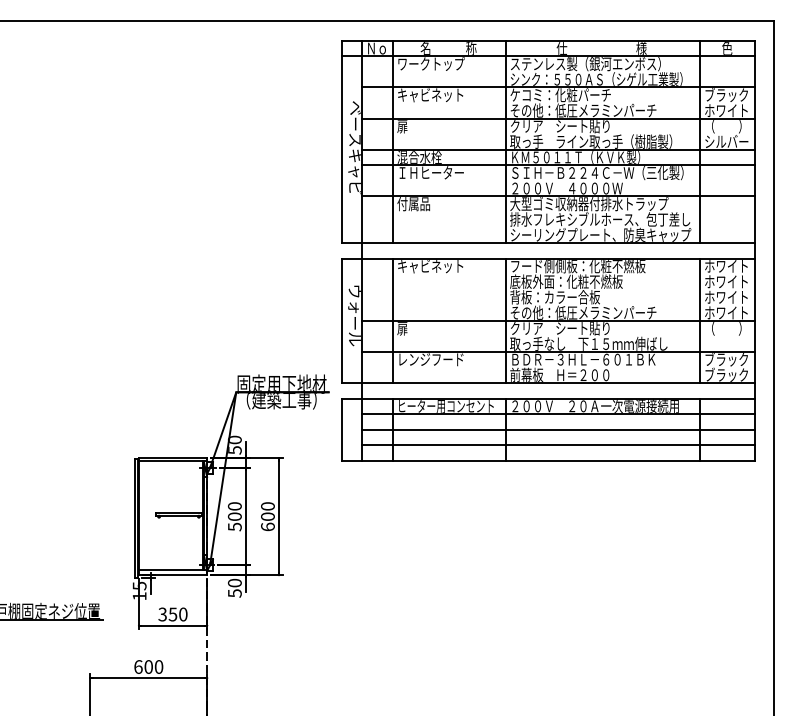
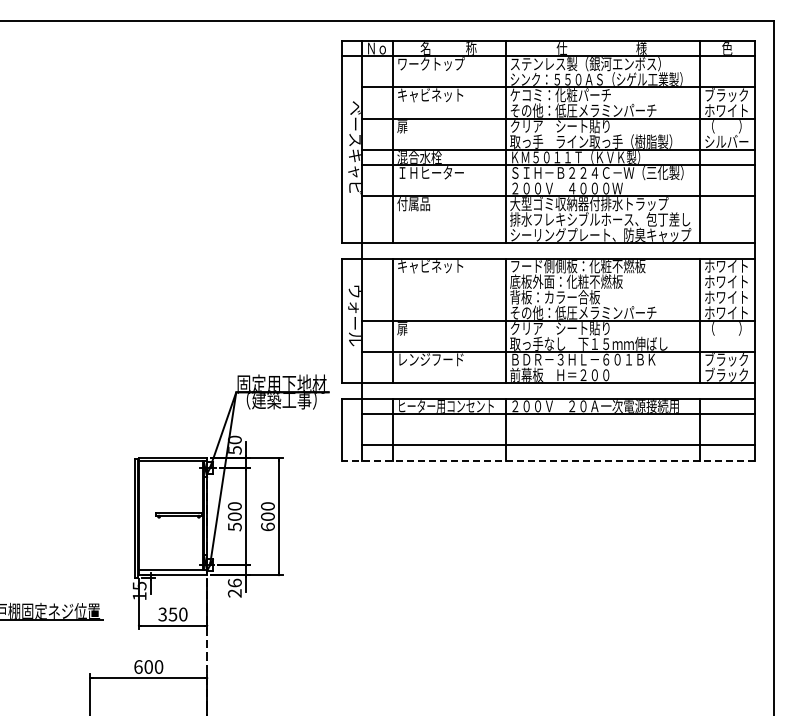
line: present -> none (557, 429)
line: solid -> dashed (548, 460)
text: 50 -> 26 (234, 587)
